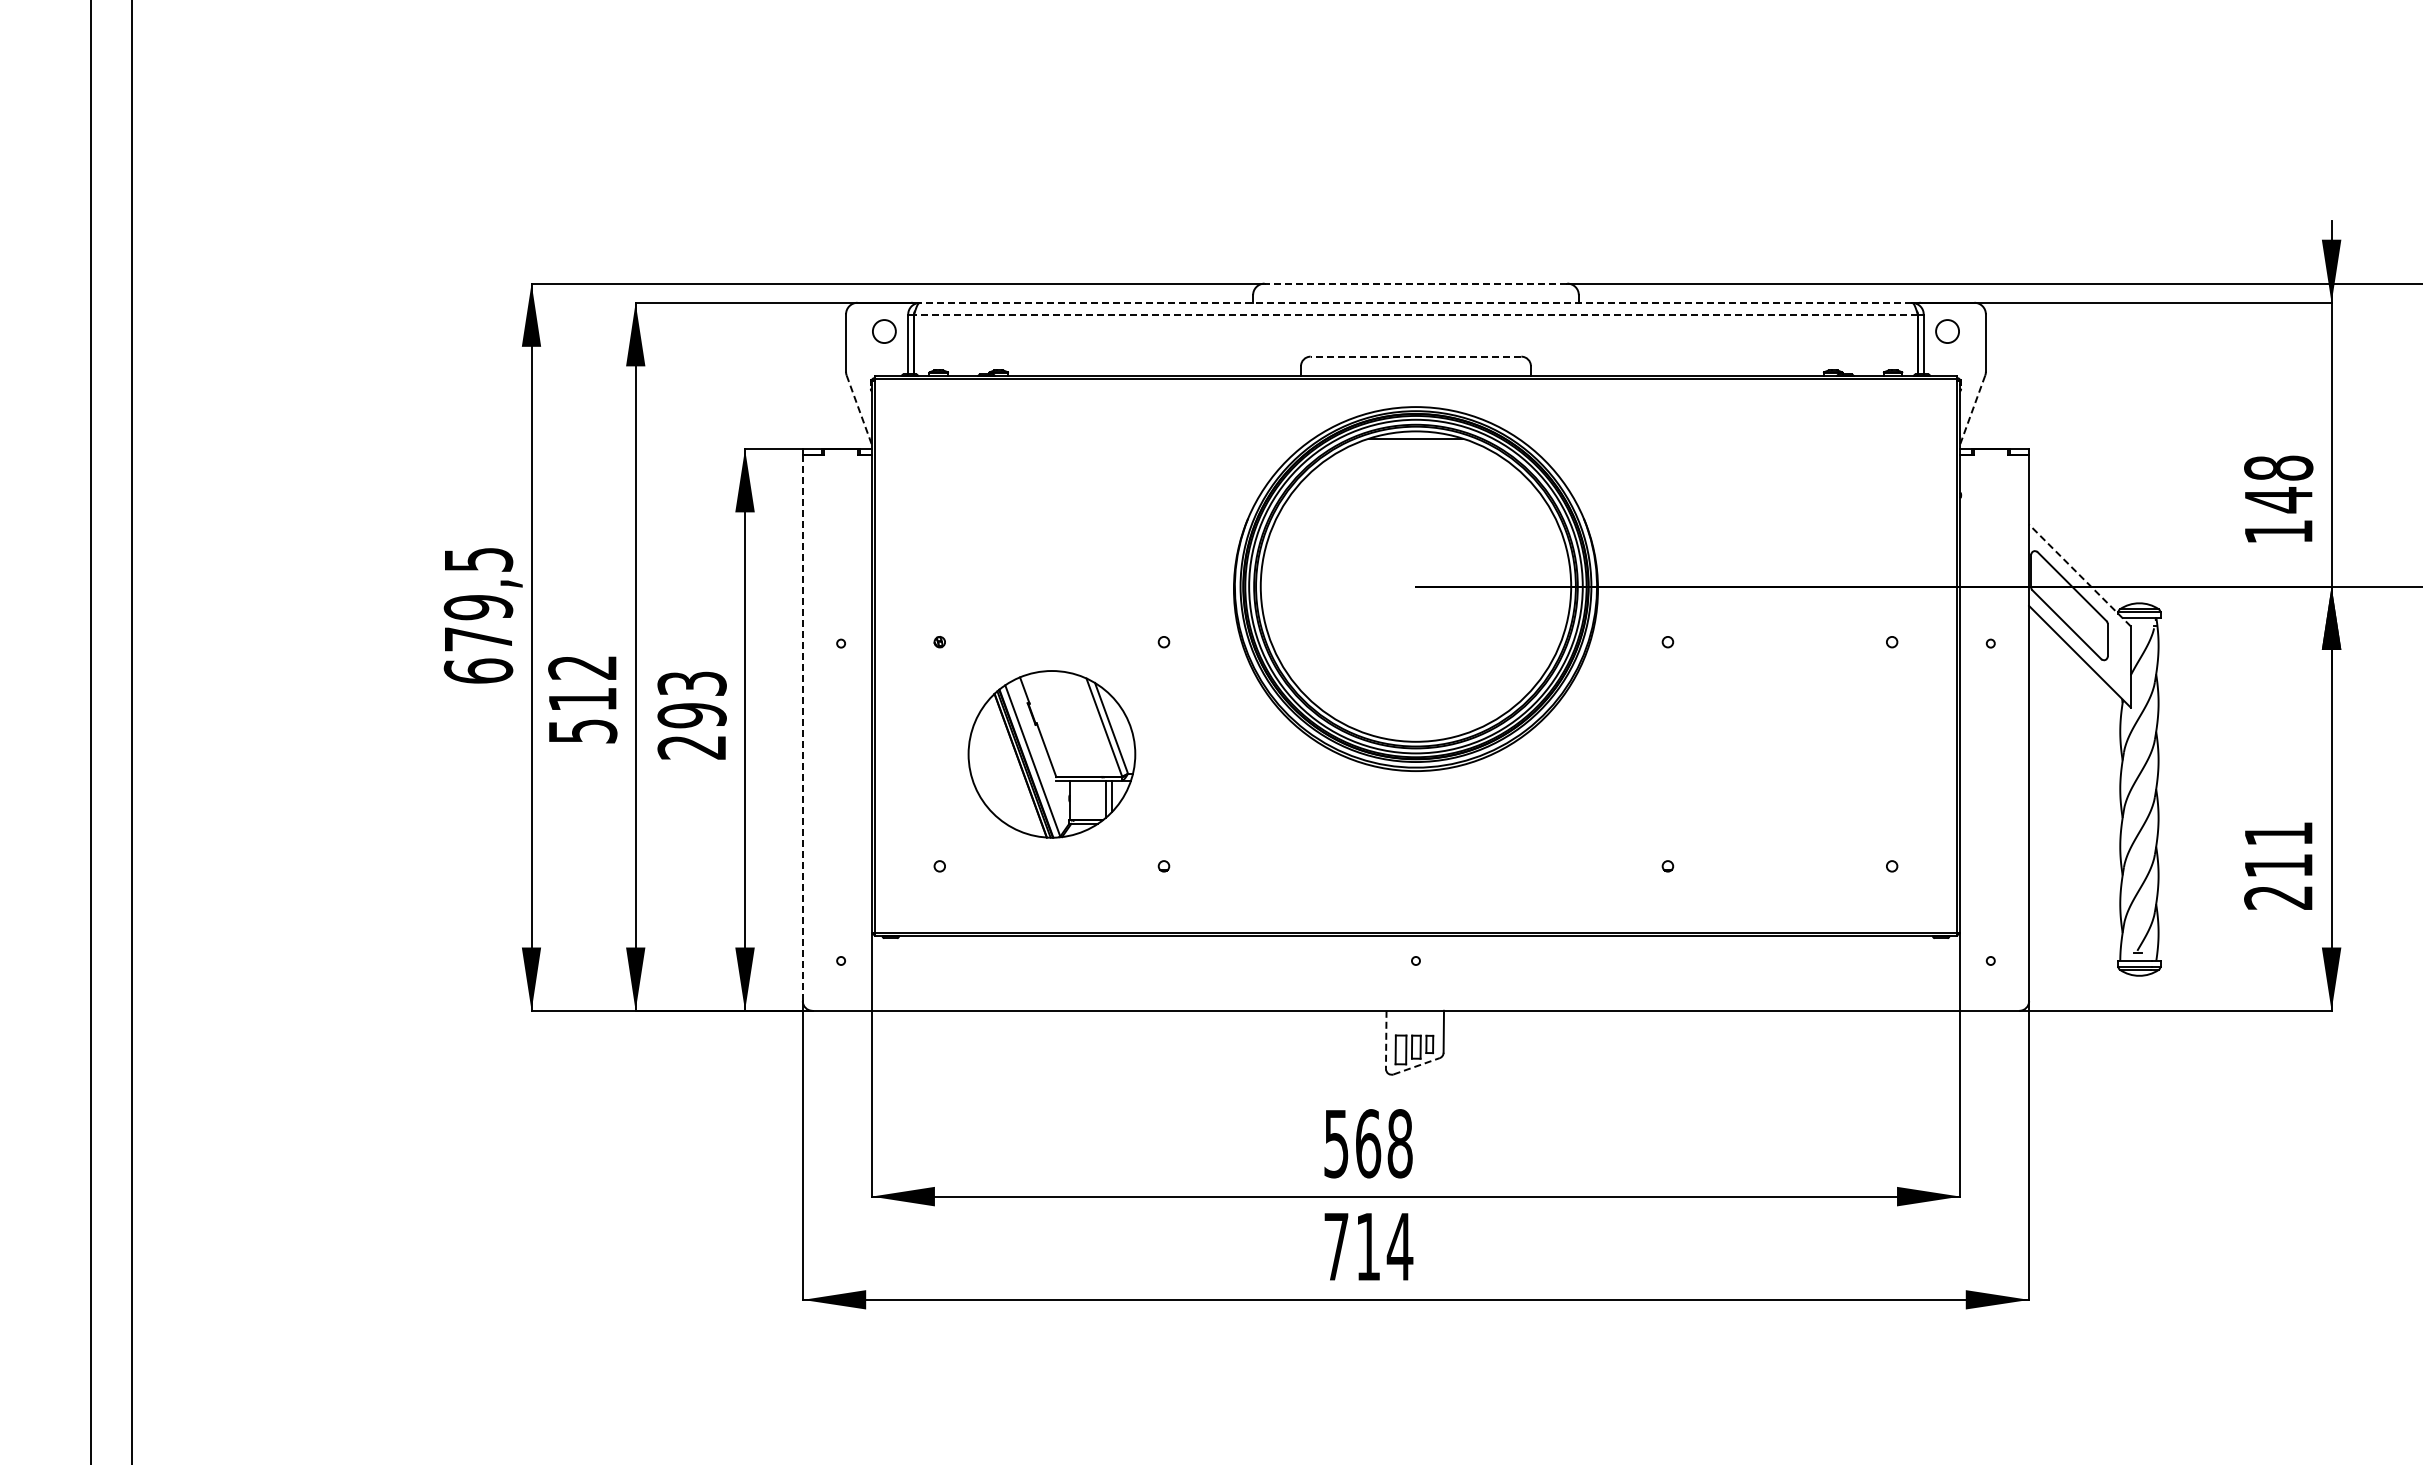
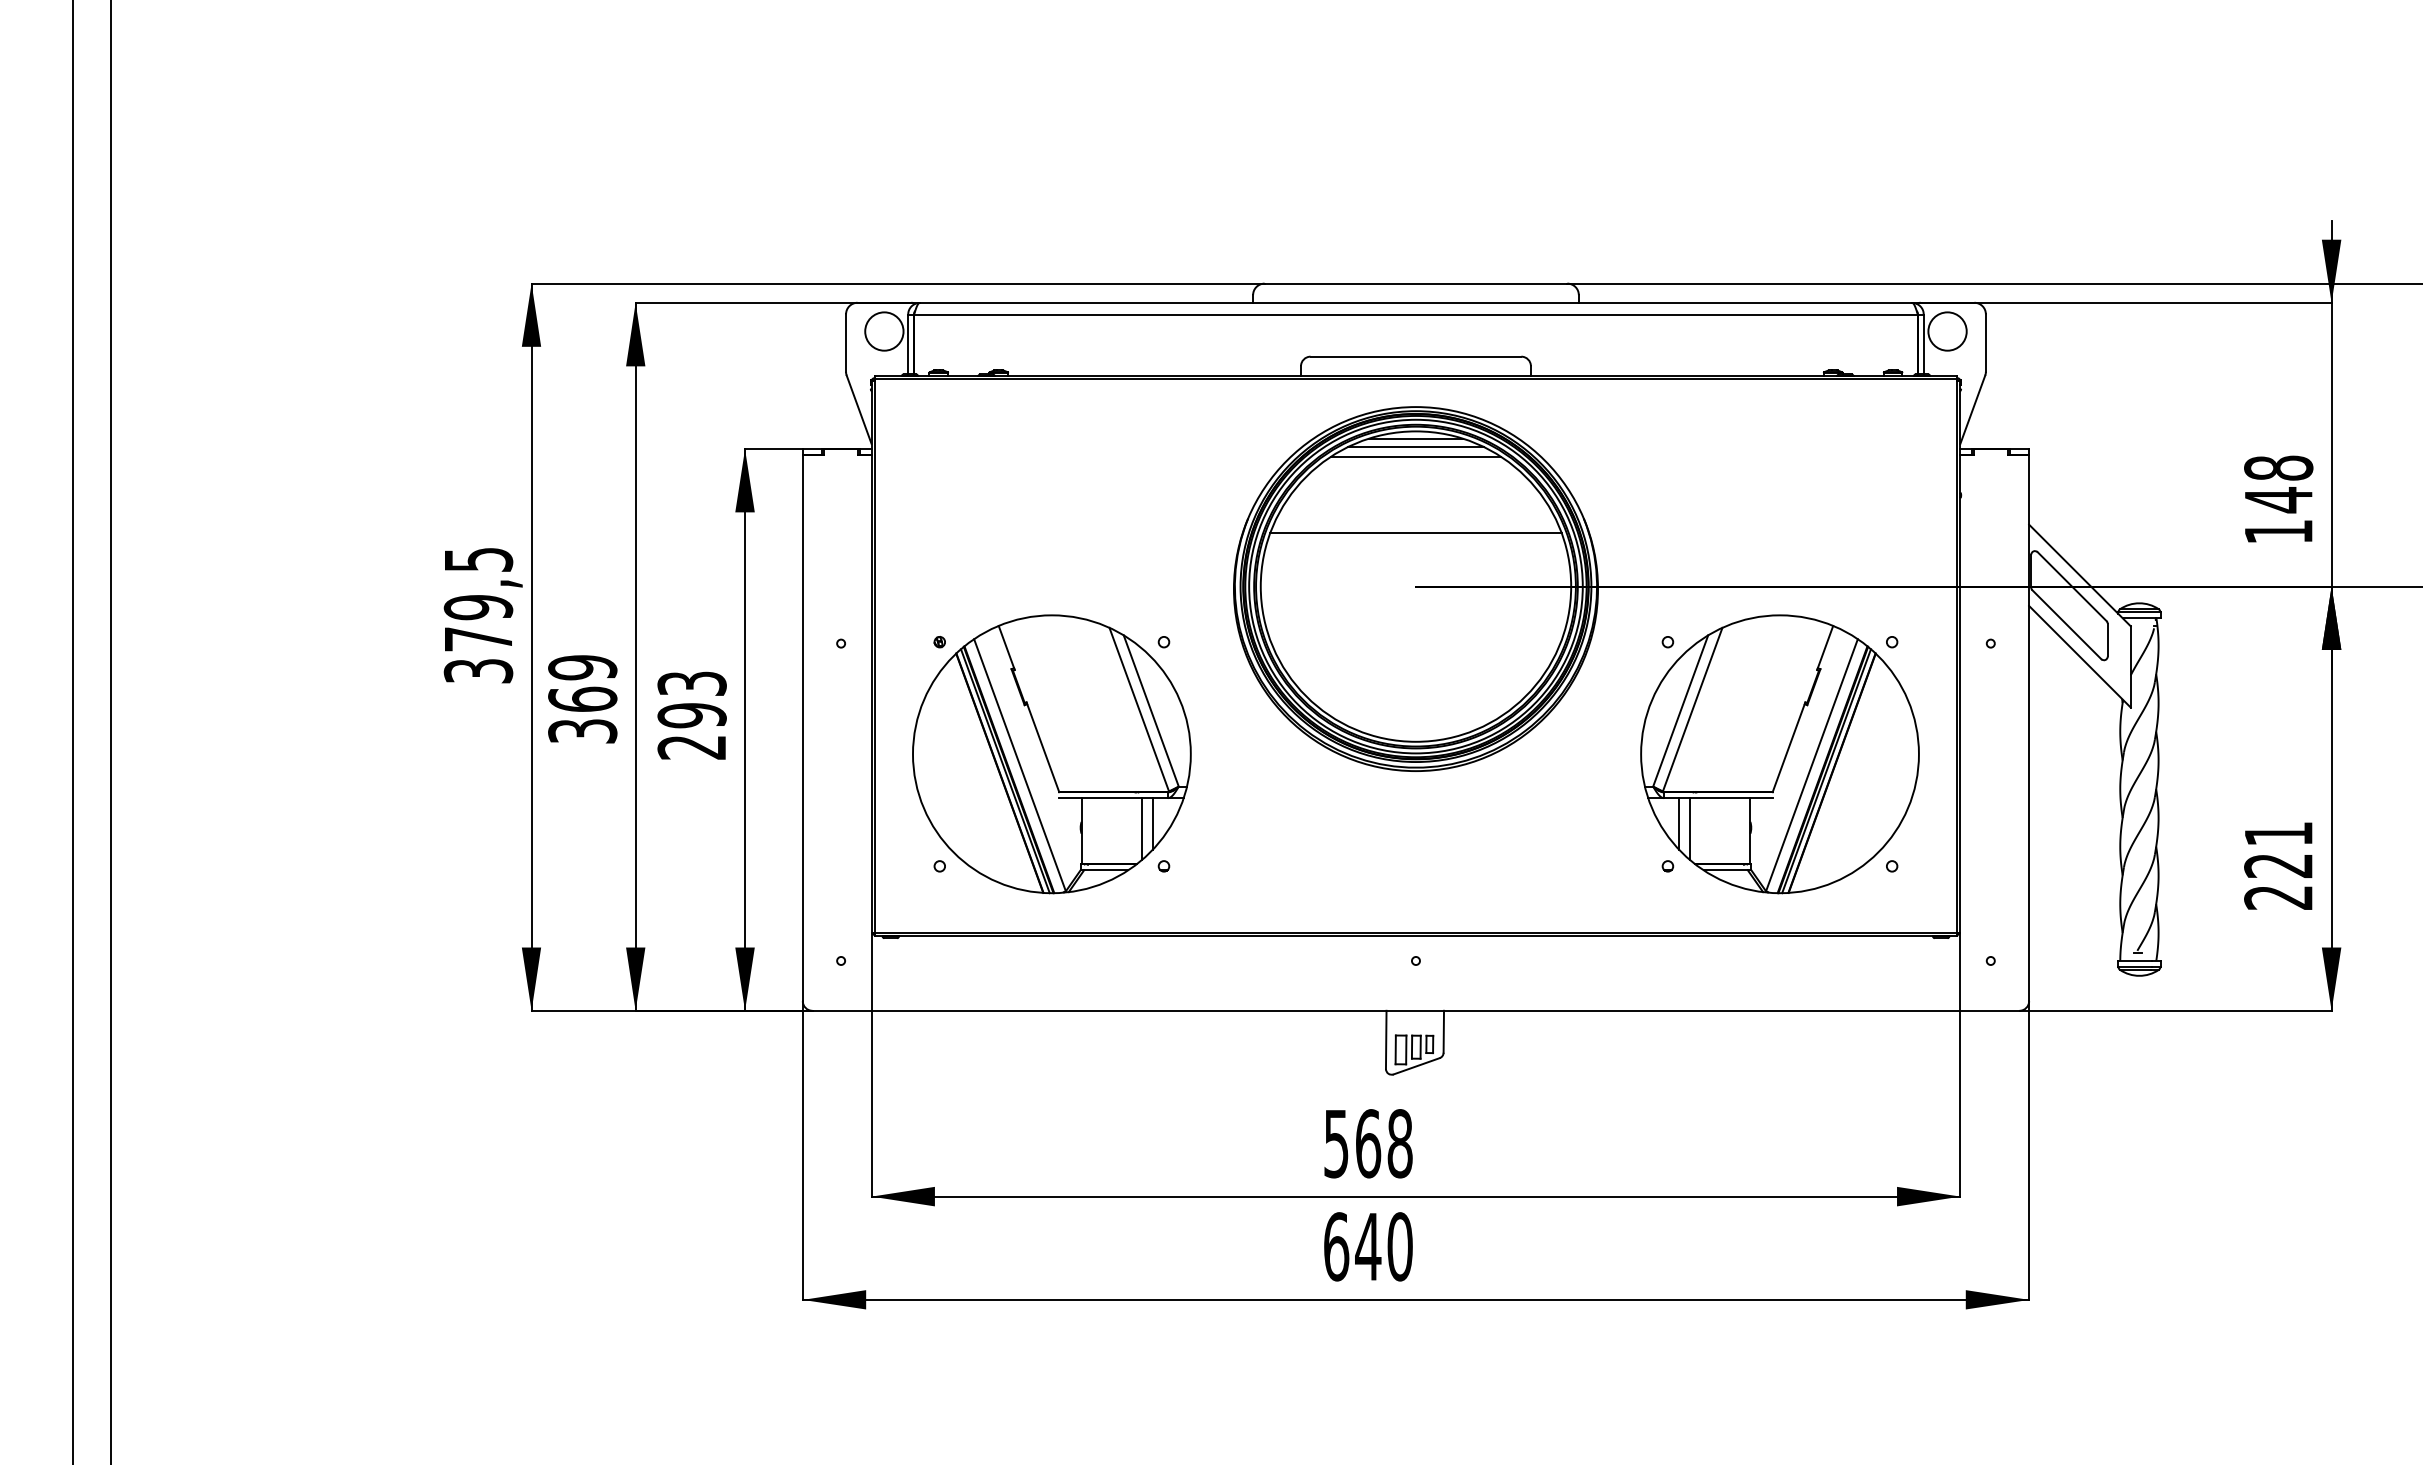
line: dashed -> solid (1415, 283)
line: dashed -> solid (1415, 303)
line: dashed -> solid (1415, 314)
circle diameter: 23 px -> 38 px (884, 331)
circle diameter: 23 px -> 38 px (1947, 331)
line: dashed -> solid (1415, 356)
line: dashed -> solid (859, 409)
line: dashed -> solid (1972, 410)
line: none -> present (1415, 447)
line: none -> present (1415, 456)
line: none -> present (1415, 532)
line: dashed -> solid (2079, 575)
text: 679,5 -> 379,5 (478, 670)
text: 512 -> 369 (582, 699)
line: dashed -> solid (802, 728)
line position: (90, 731) -> (72, 731) (72, 731)
line position: (132, 731) -> (111, 731) (111, 731)
part size: 170x169 px -> 280x281 px (1051, 754)
part: none -> present (1779, 754)
text: 211 -> 221 (2278, 866)
line: dashed -> solid (1386, 1040)
line: dashed -> solid (1417, 1066)
text: 714 -> 640 (1368, 1246)
